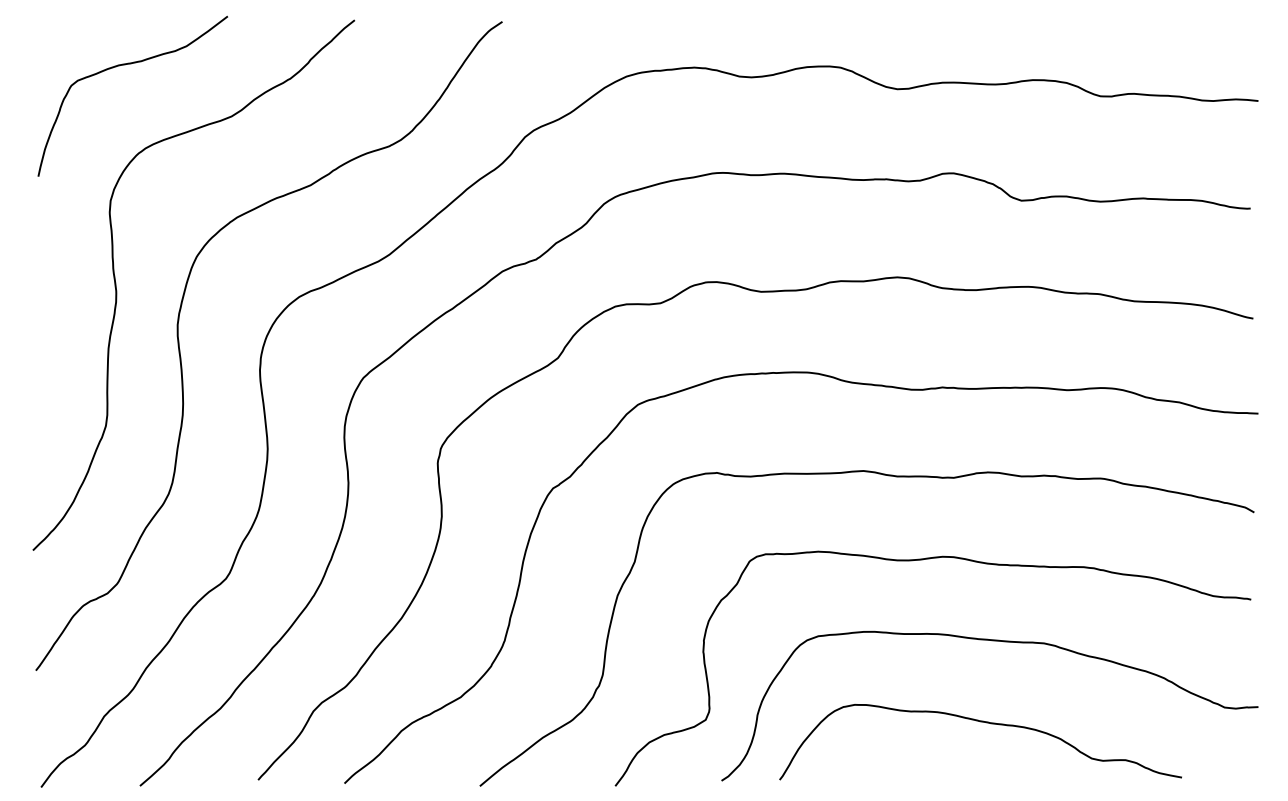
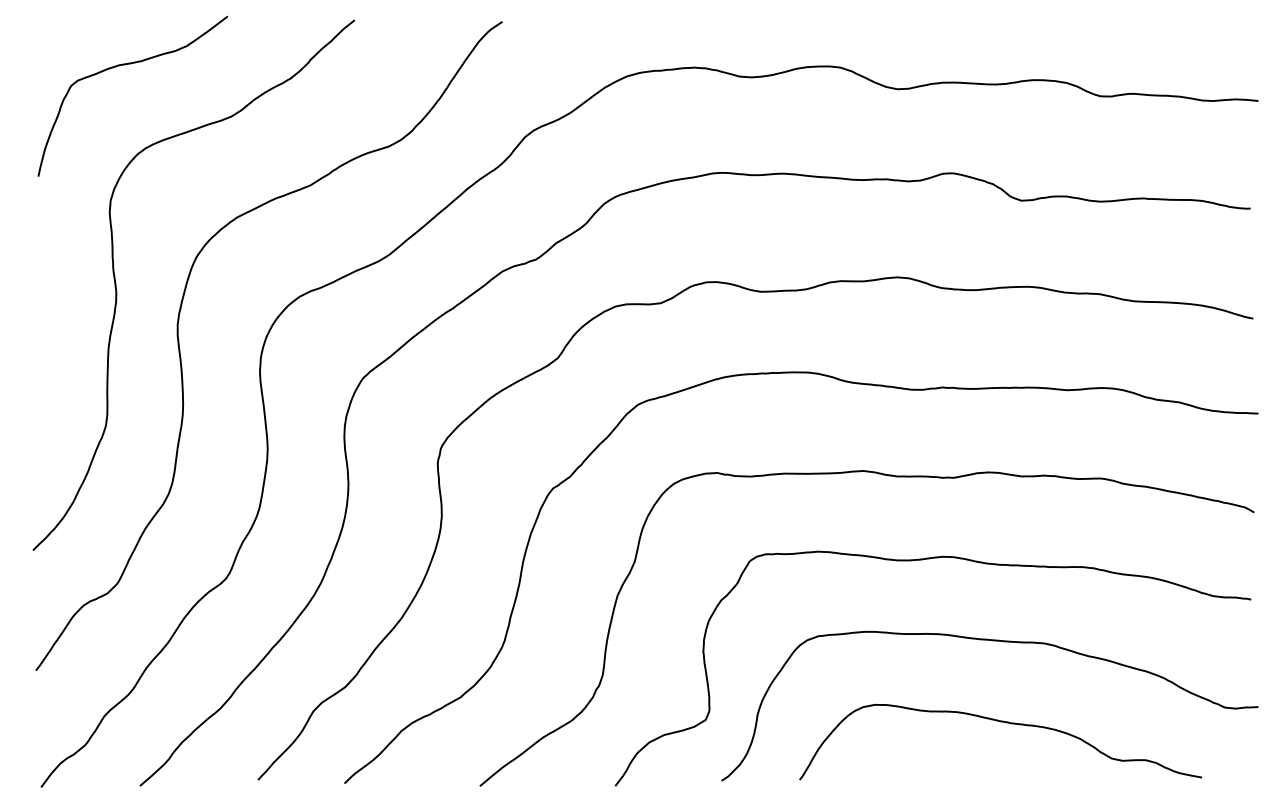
curve position: (986, 723) -> (1006, 723) (1006, 723)
